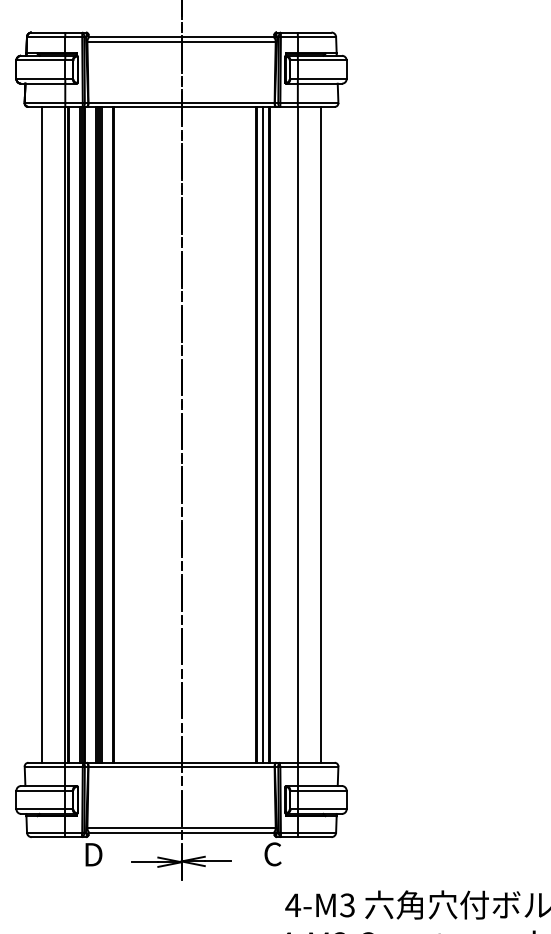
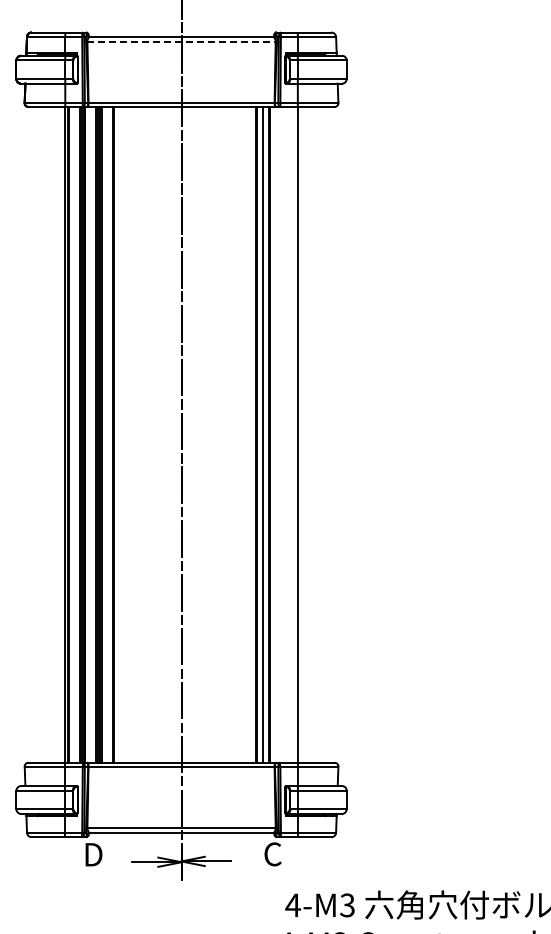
line: solid -> dashed (182, 41)
line: present -> none (42, 434)
line: present -> none (321, 434)
